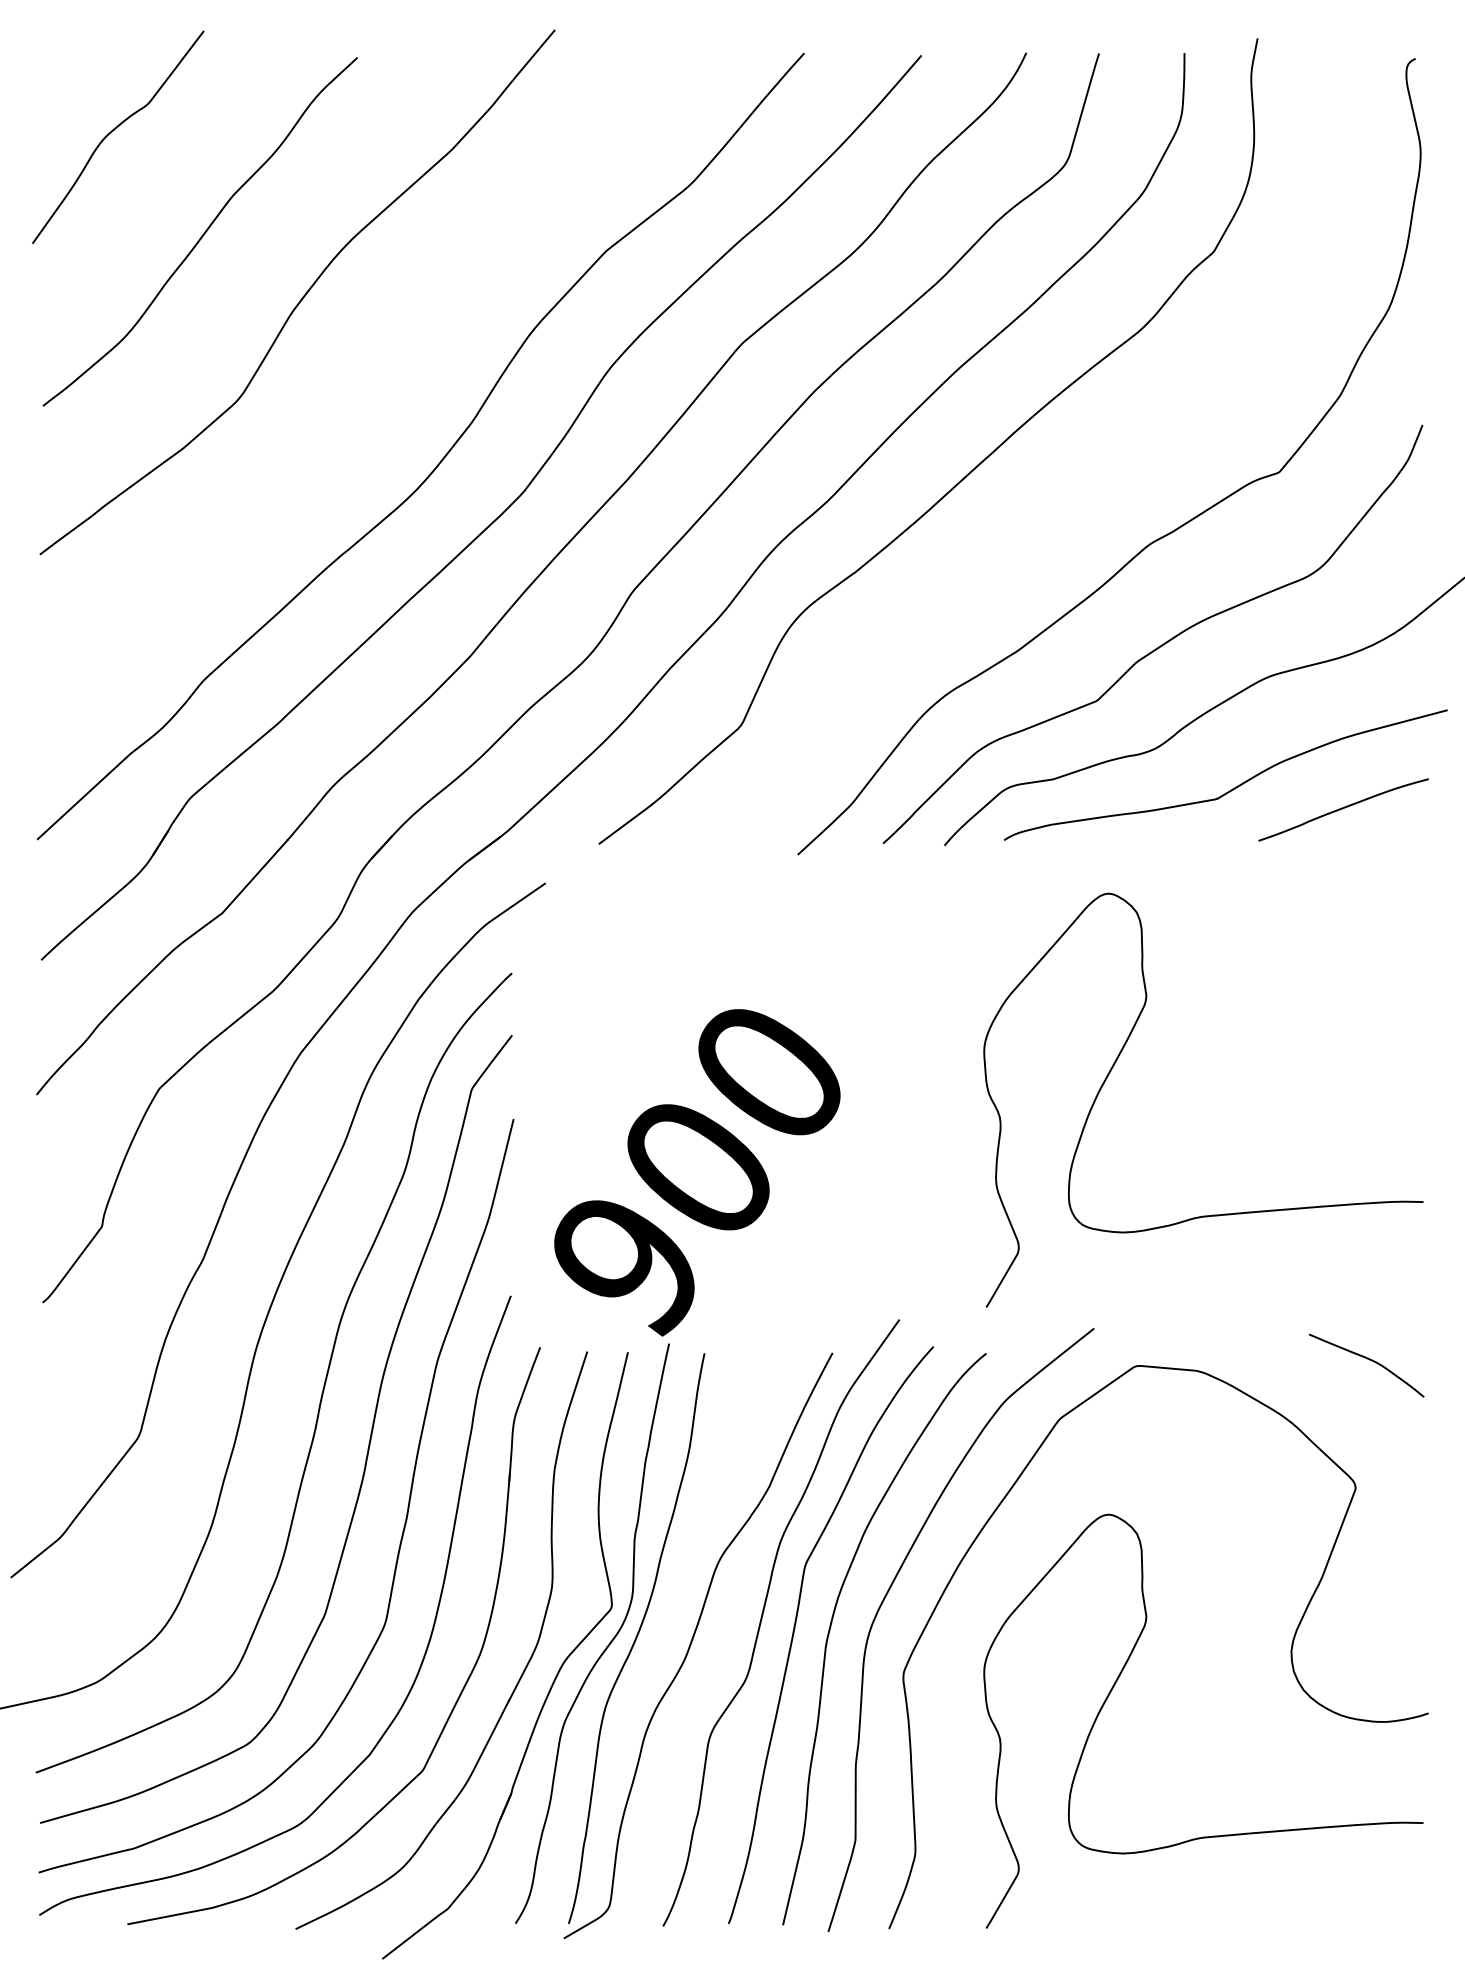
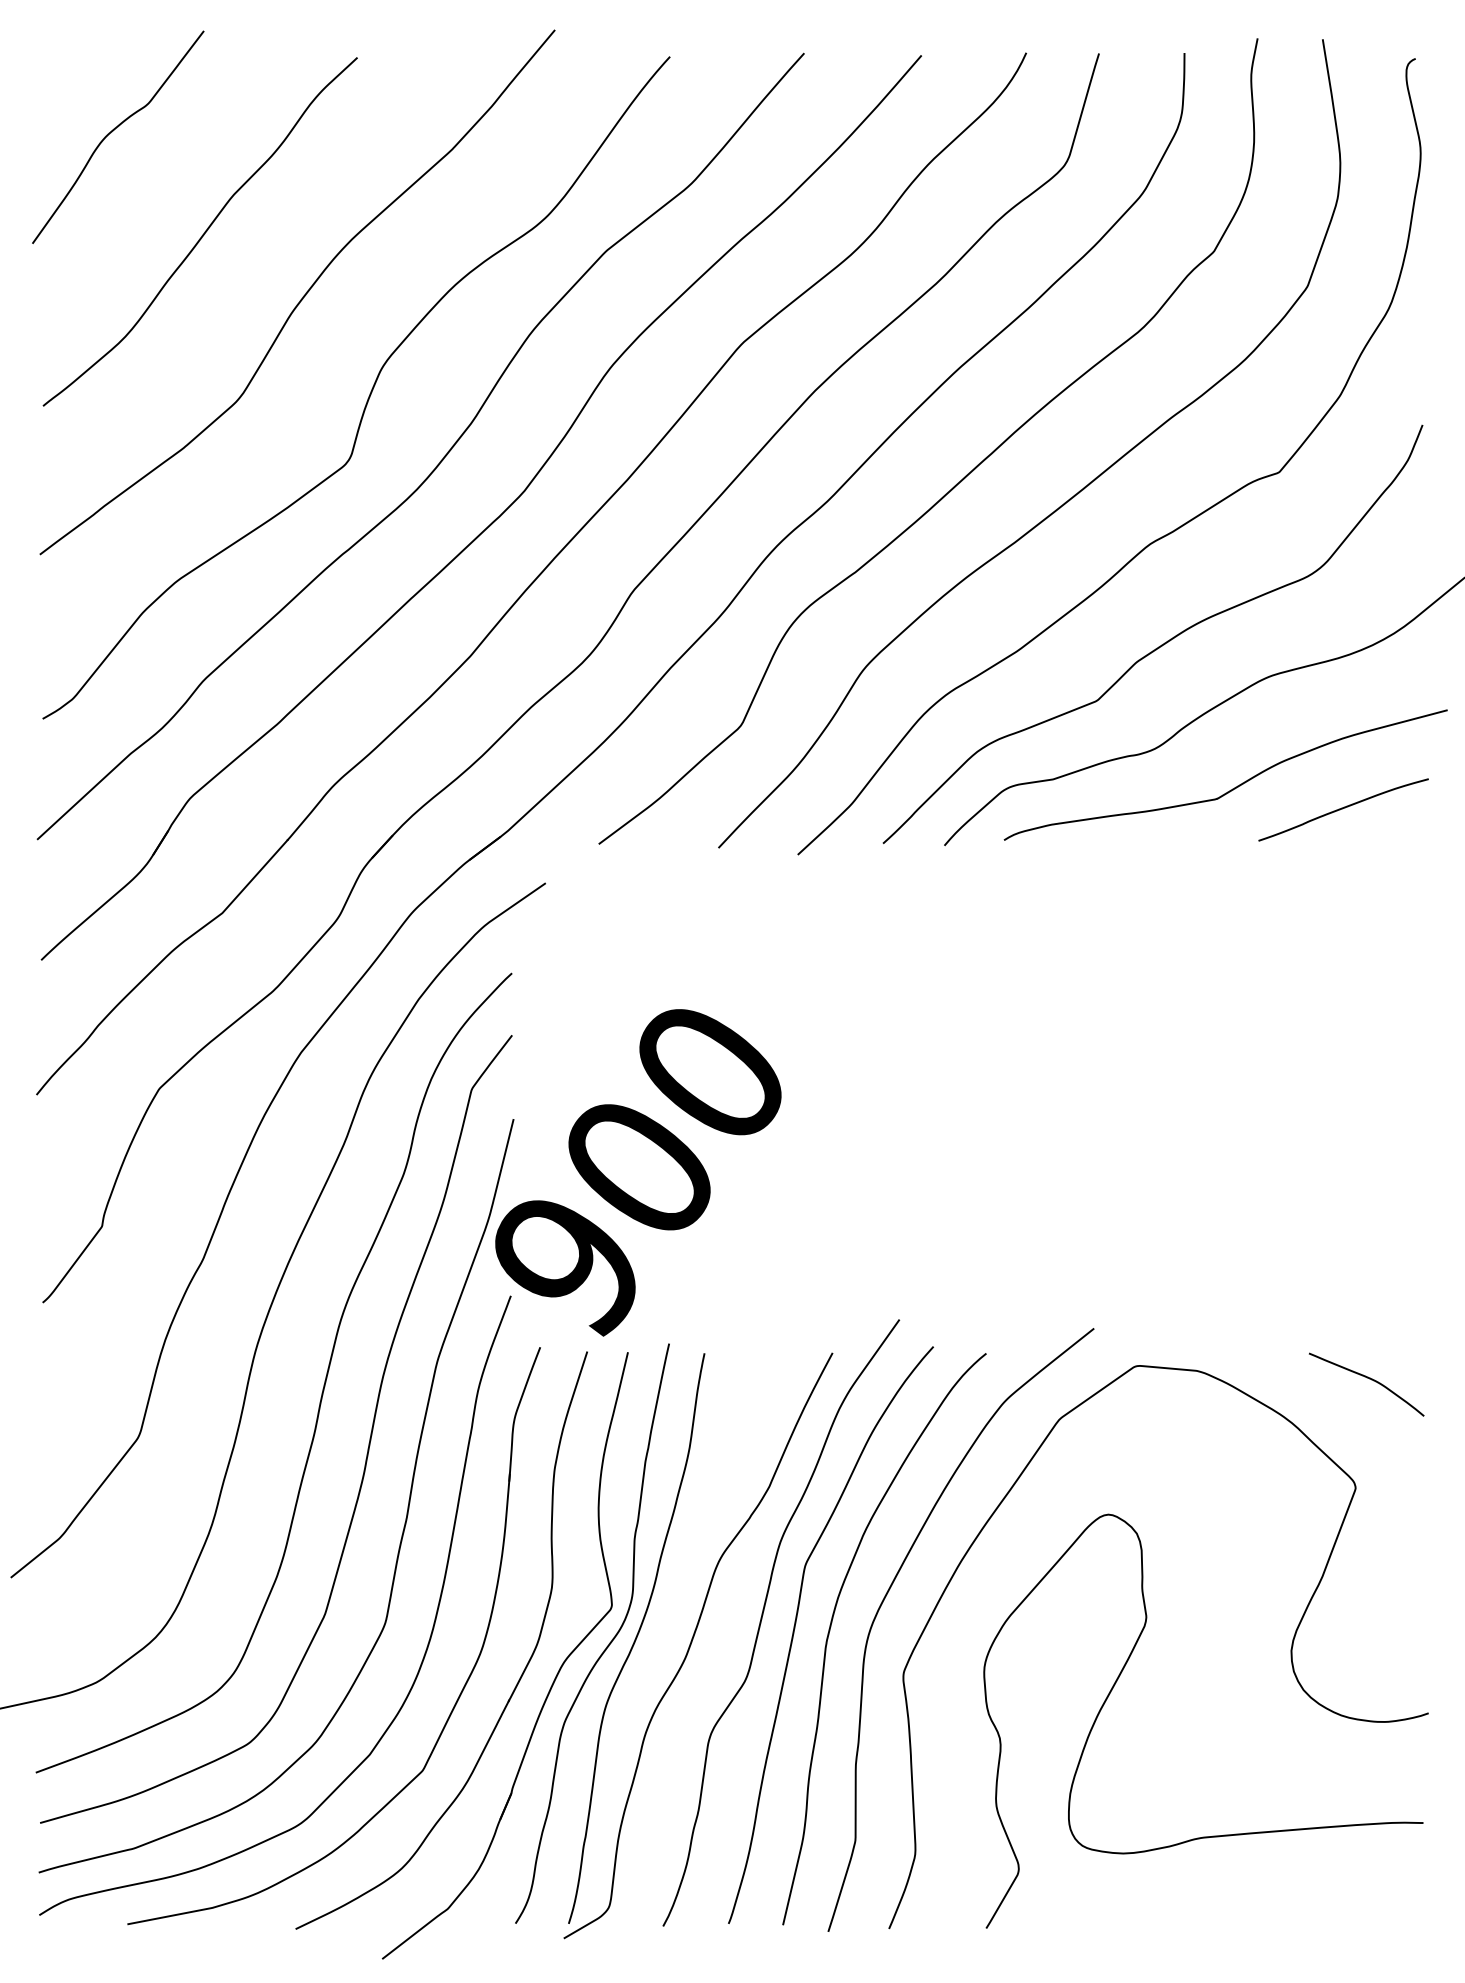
curve: none -> present (369, 393)
curve: none -> present (1070, 497)
curve: present -> none (1122, 1051)
text position: (697, 1172) -> (638, 1172) (638, 1172)
curve position: (1369, 1360) -> (1369, 1379) (1369, 1379)
